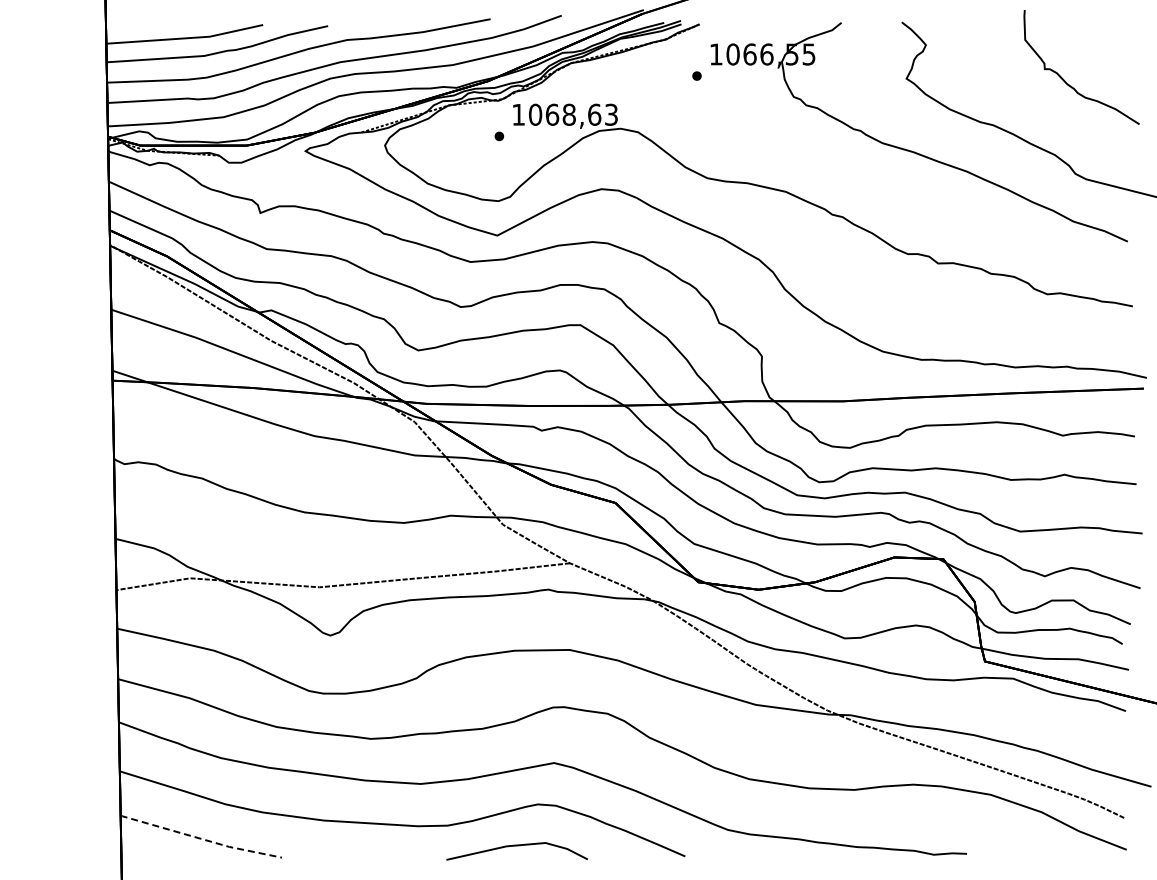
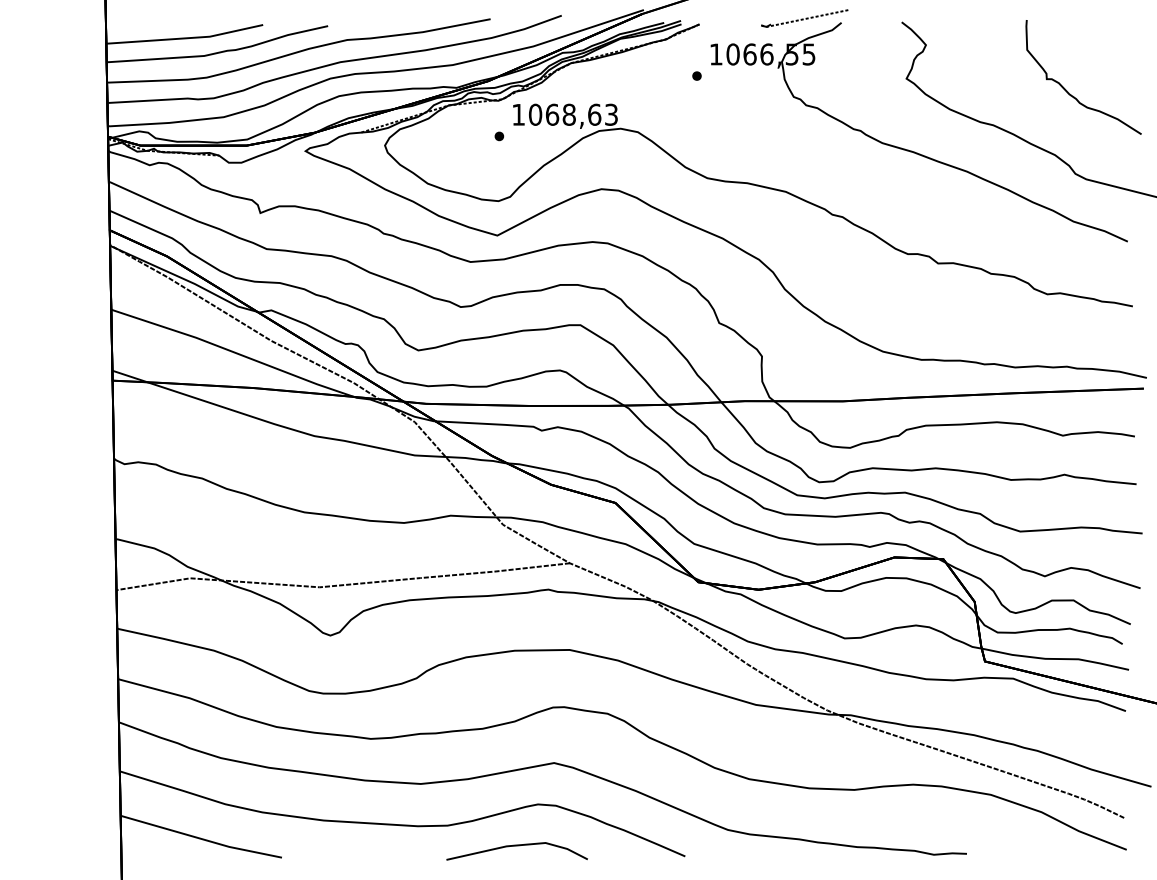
part: none -> present (804, 18)
curve position: (1066, 81) -> (1068, 91) (1068, 91)
line: dashed -> solid (200, 838)
